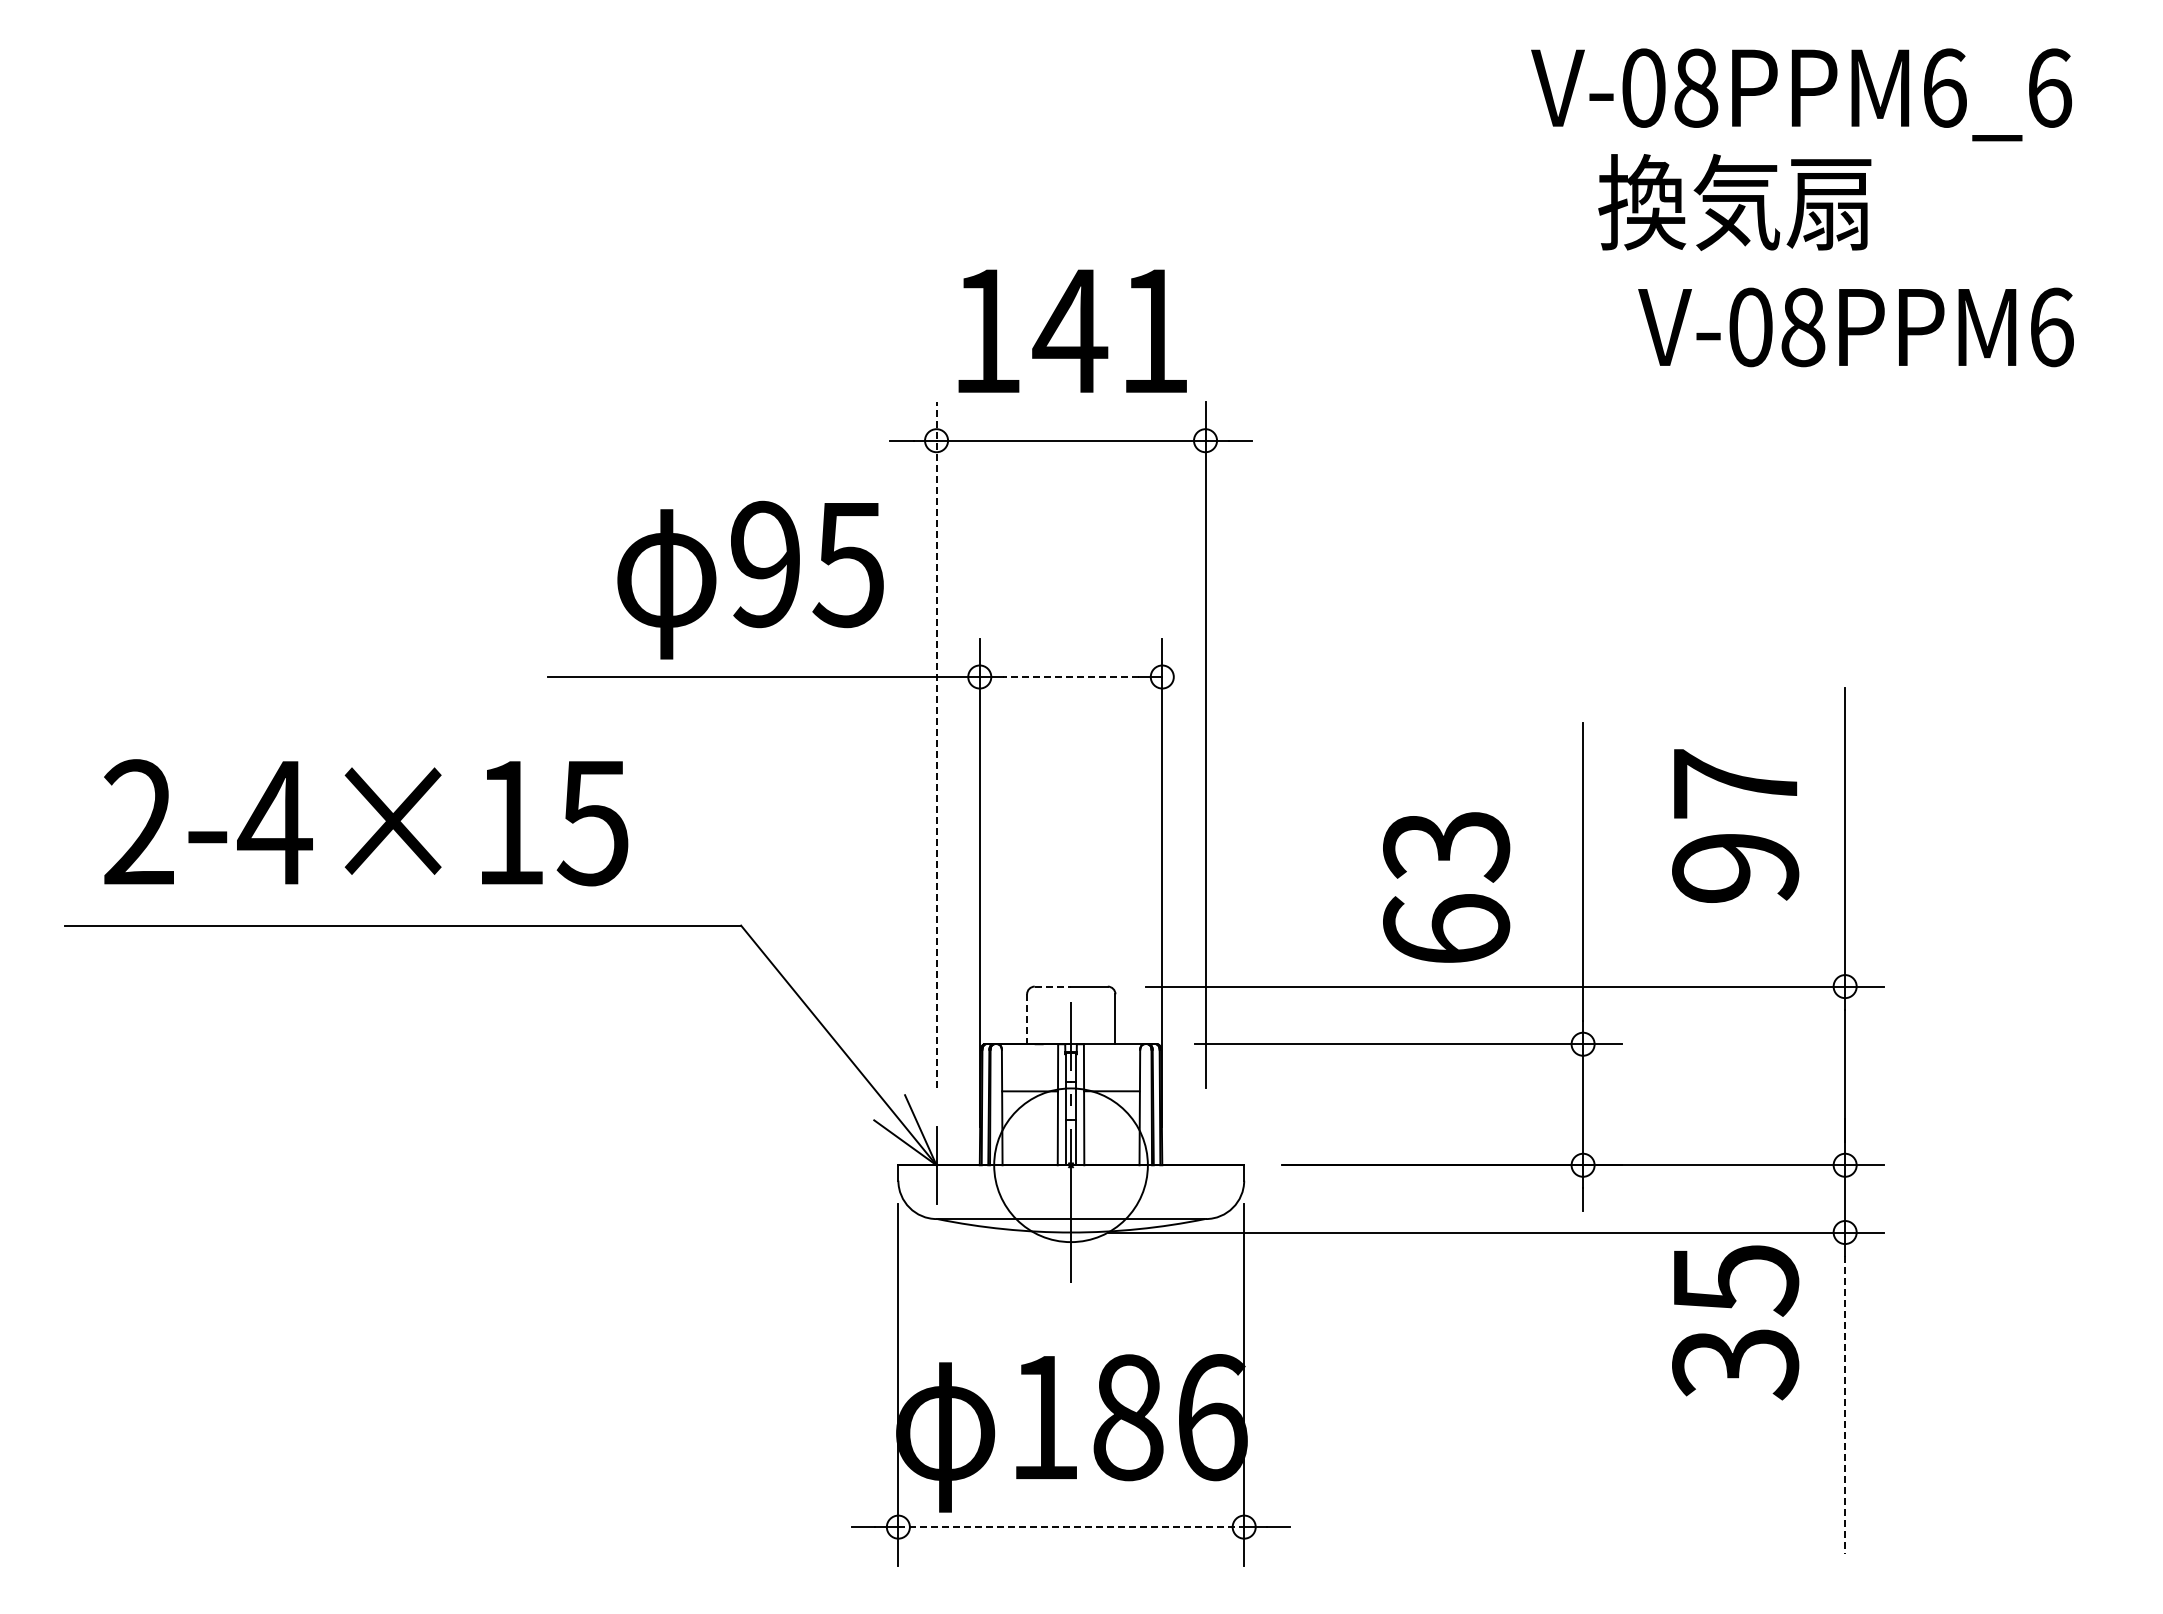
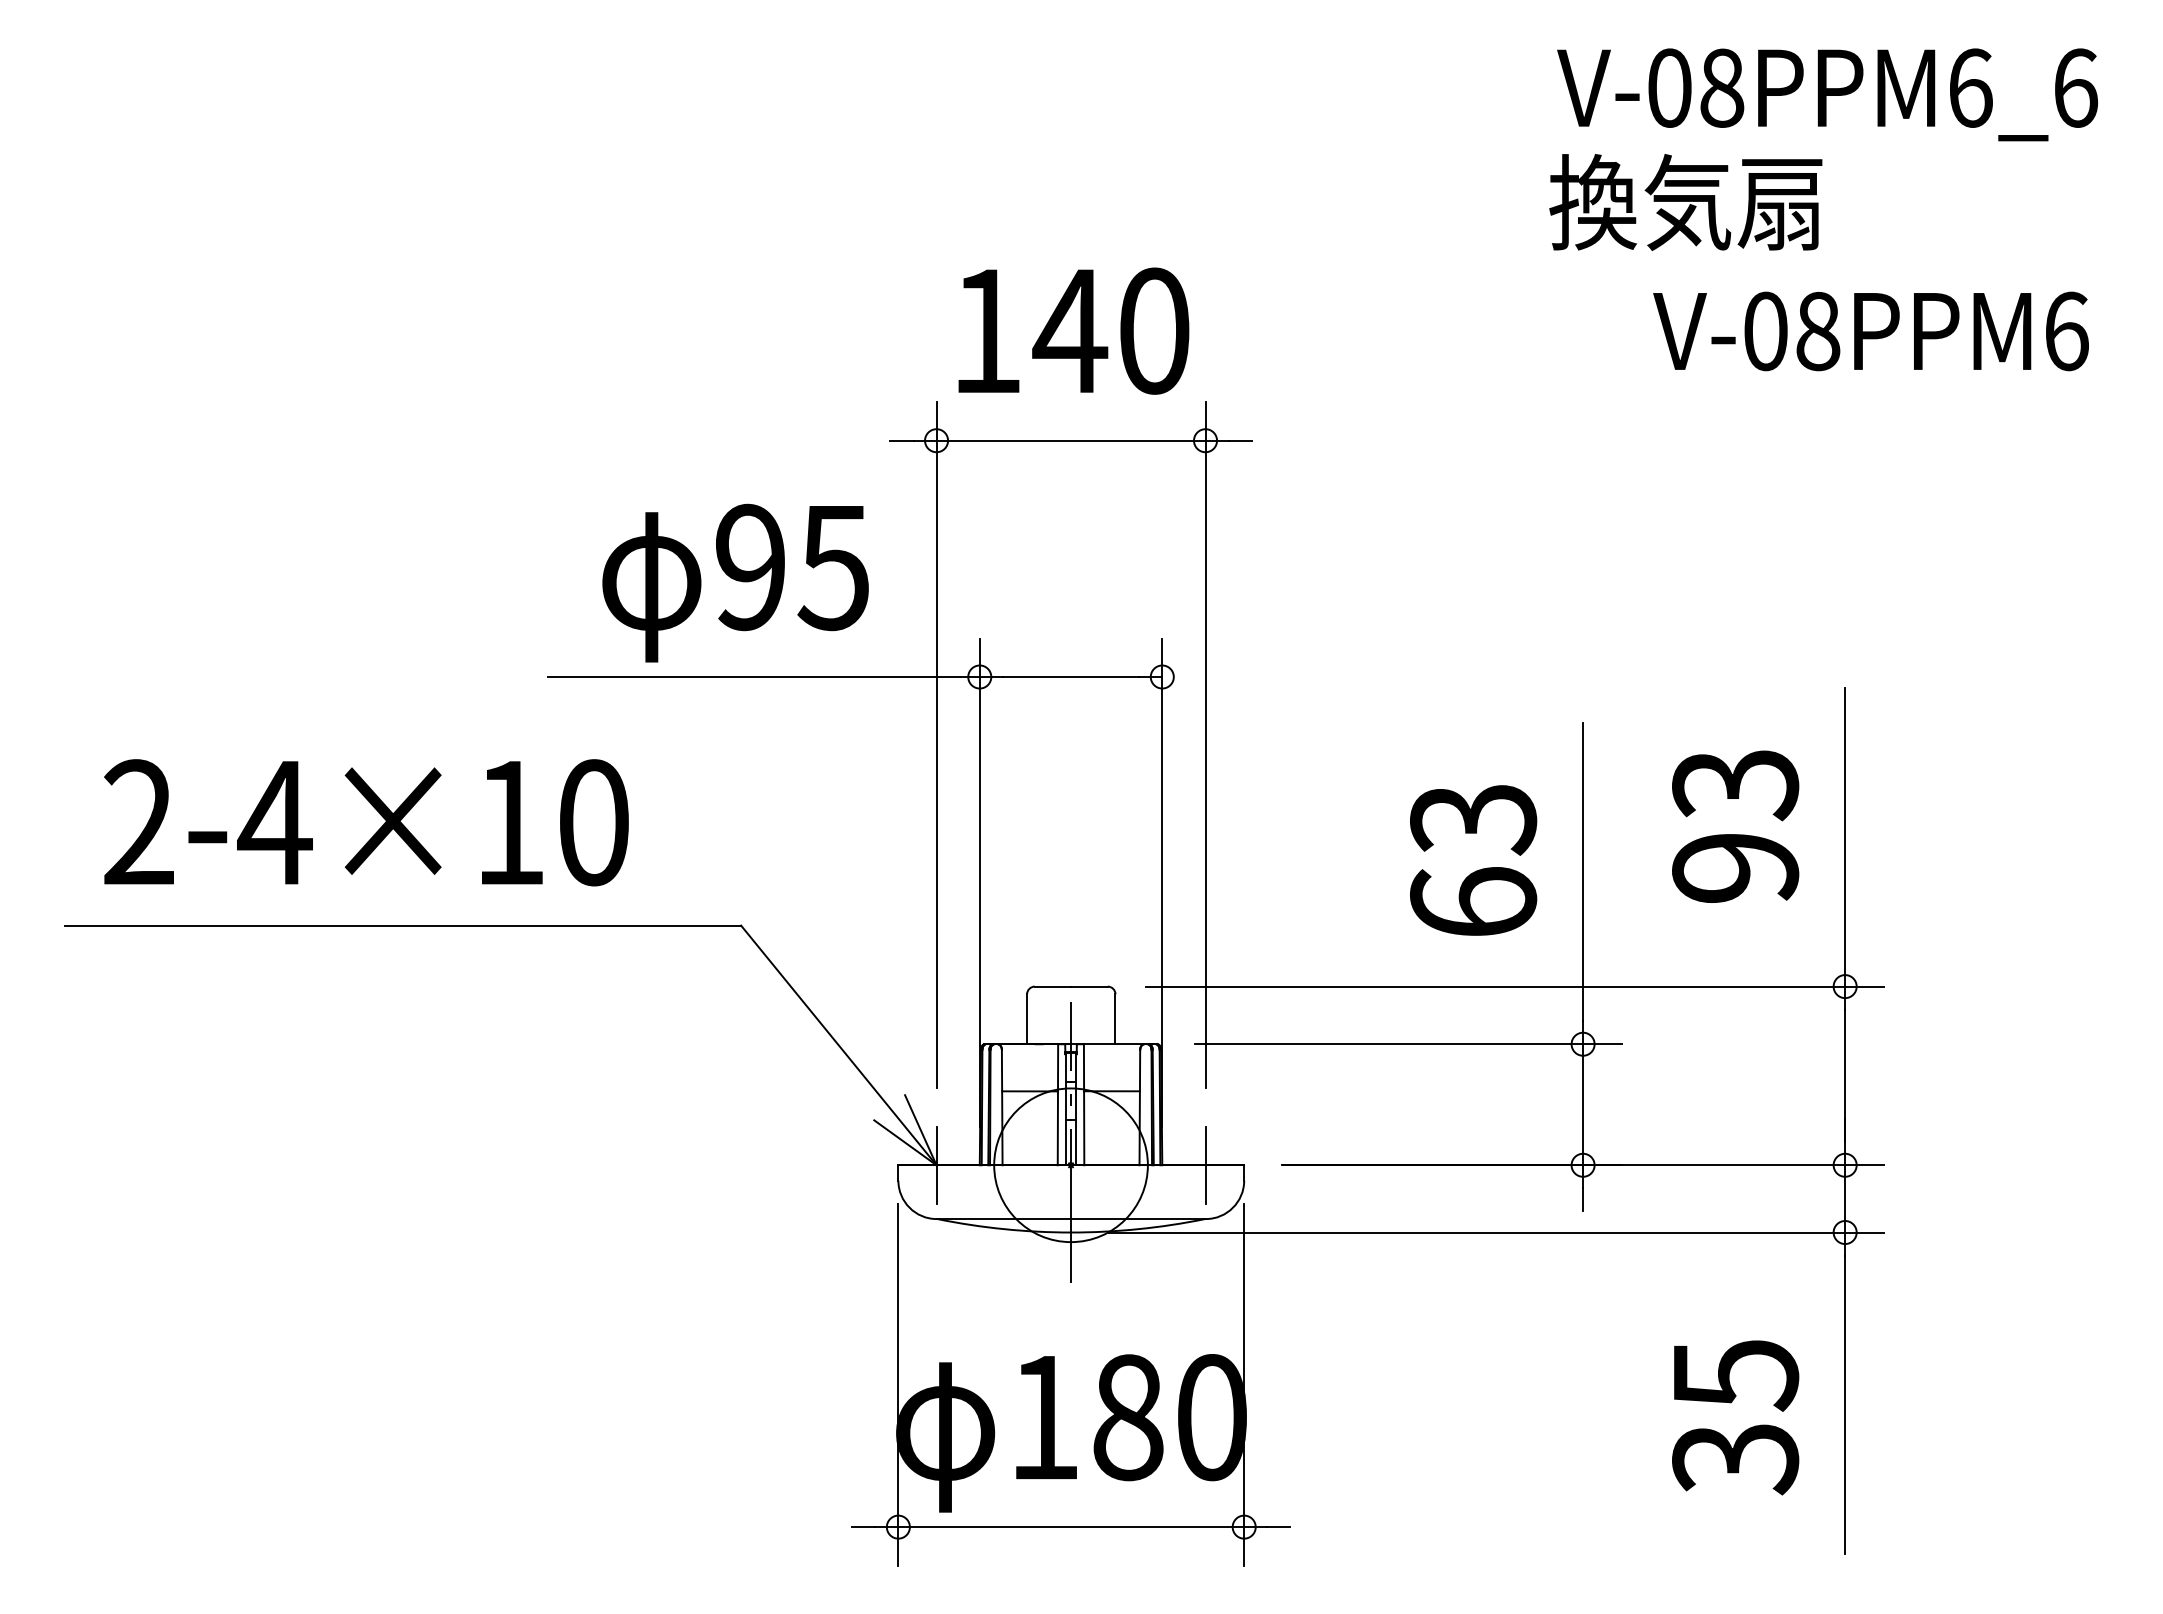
text position: (1801, 94) -> (1827, 94) (1827, 94)
text position: (1734, 202) -> (1685, 202) (1685, 202)
text position: (1855, 327) -> (1870, 331) (1870, 331)
text: 141 -> 140 (1154, 330)
text position: (750, 579) -> (735, 582) (735, 582)
line: dashed -> solid (1070, 677)
line: dashed -> solid (936, 744)
text: 97 -> 93 (1735, 785)
text: 2-4×15 -> 2-4×10 (592, 822)
text position: (1446, 887) -> (1473, 860) (1473, 860)
line: dashed -> solid (1053, 986)
line: dashed -> solid (1027, 1019)
line: none -> present (1205, 1164)
text position: (1735, 1322) -> (1735, 1417) (1735, 1417)
line: dashed -> solid (1845, 1405)
text: 186 -> 180 (1212, 1417)
line: dashed -> solid (1071, 1527)
